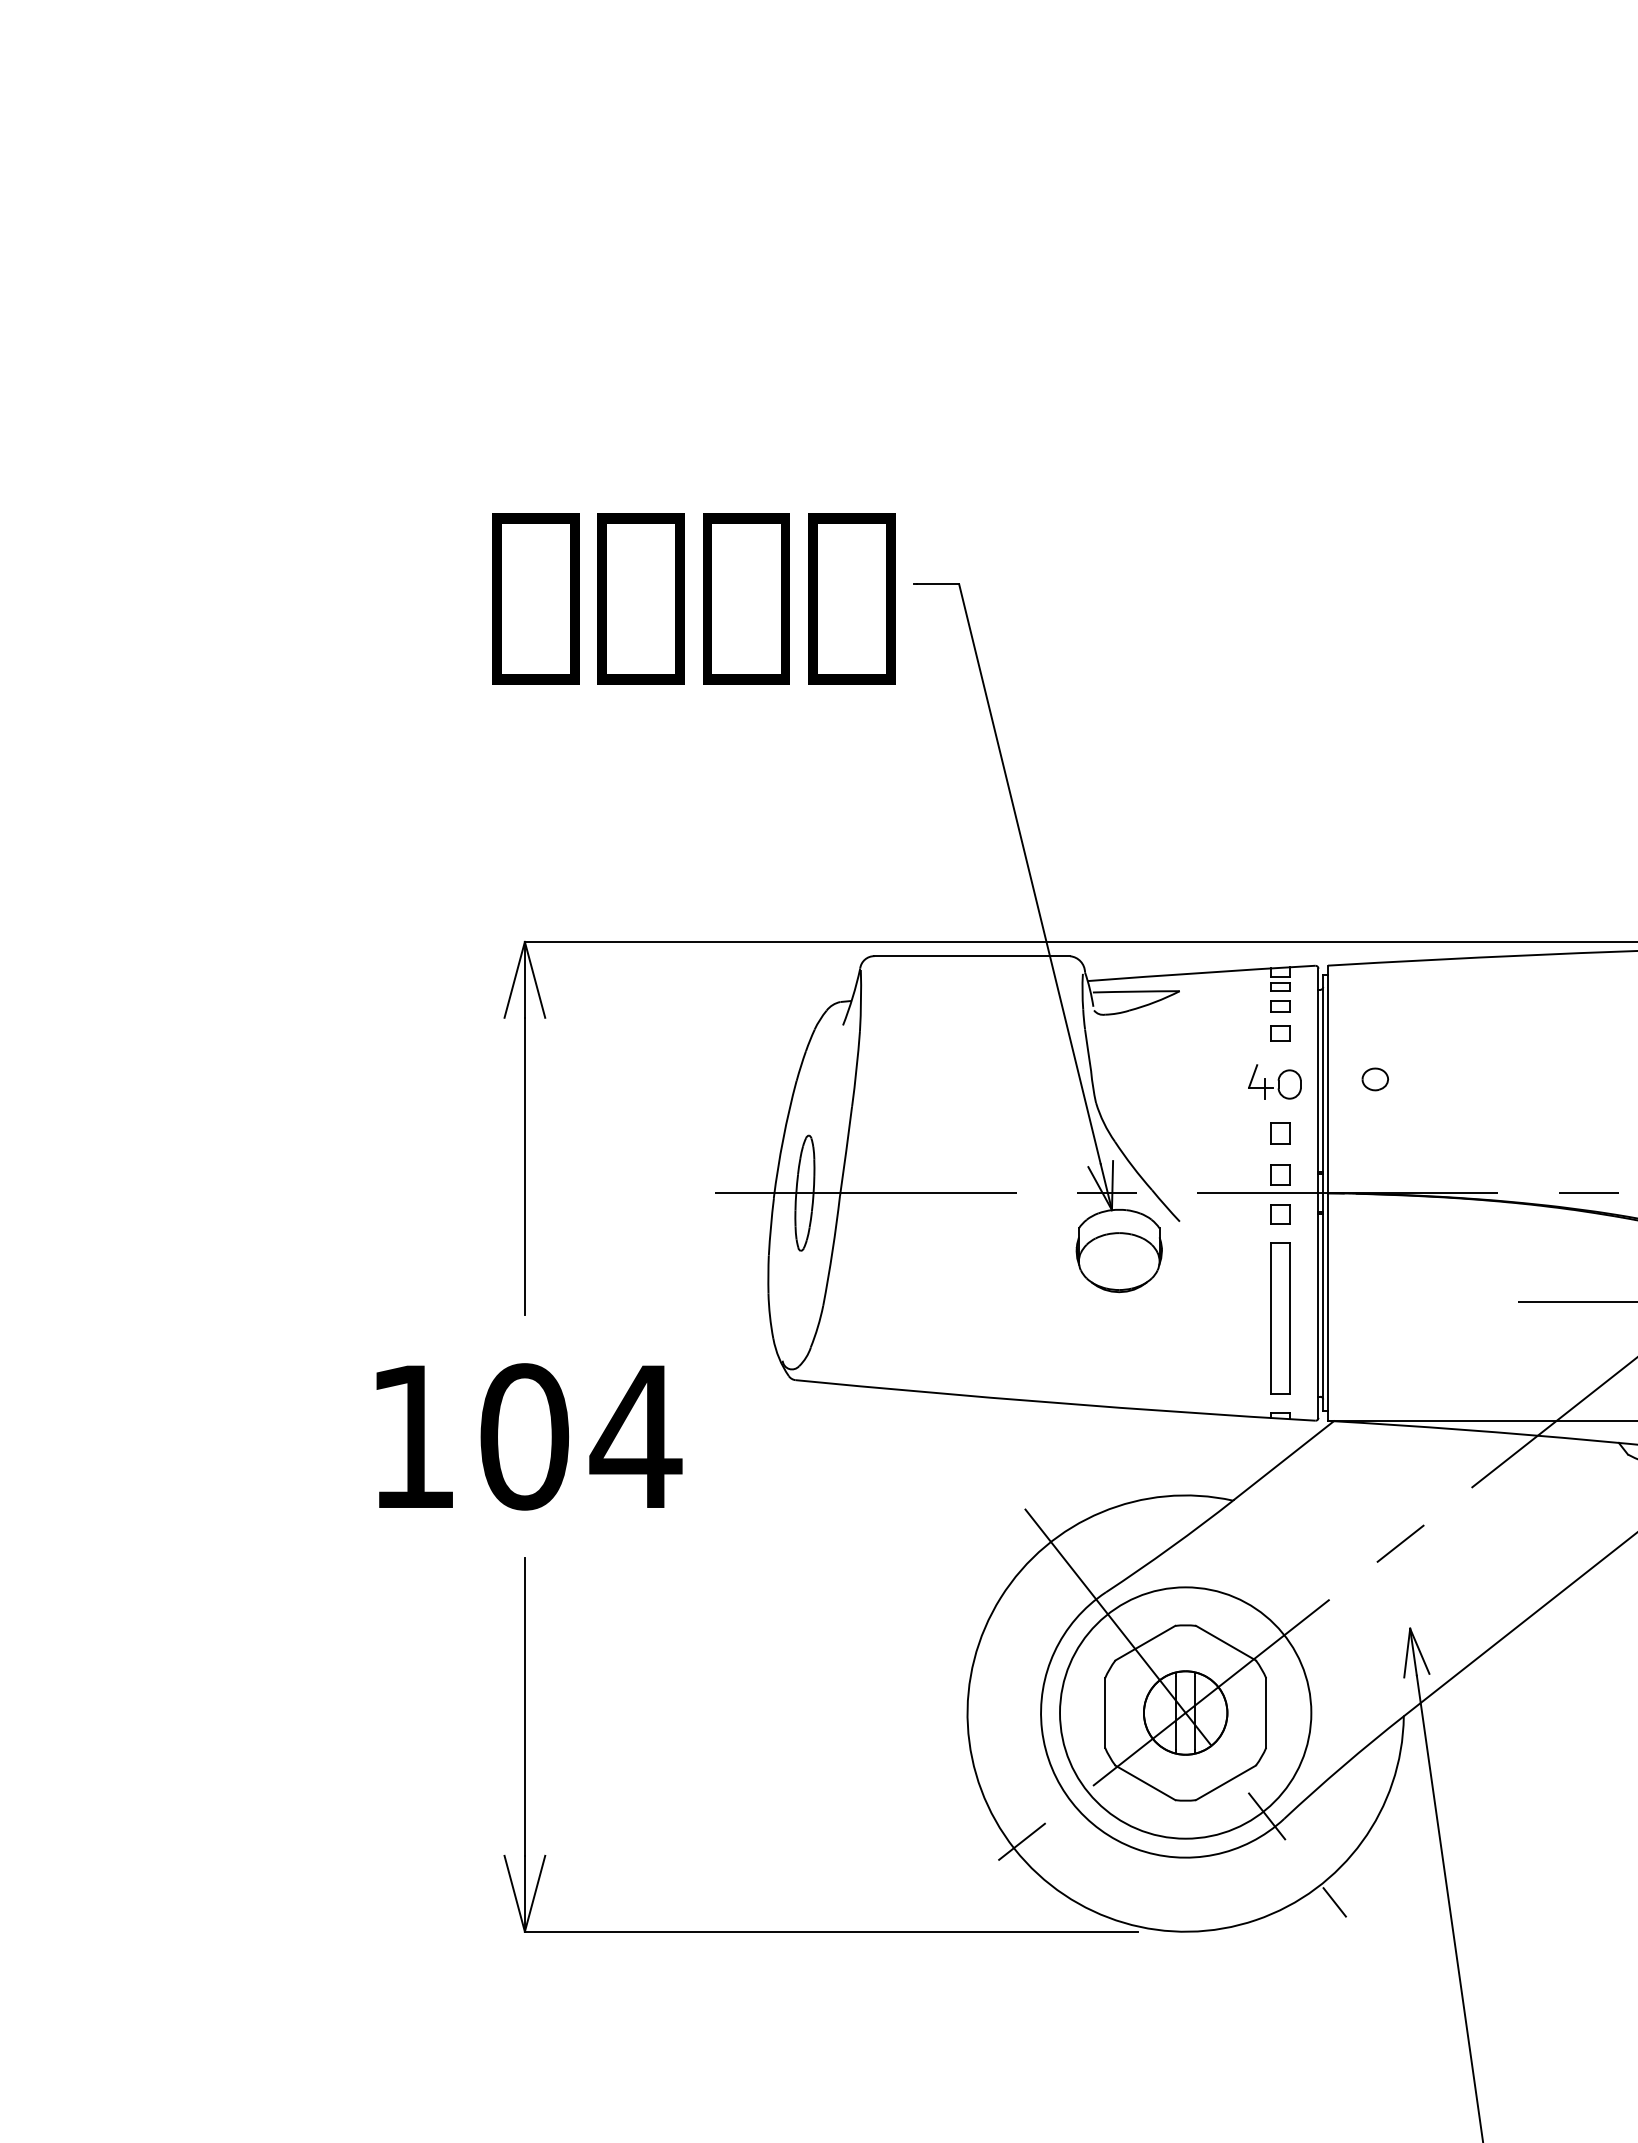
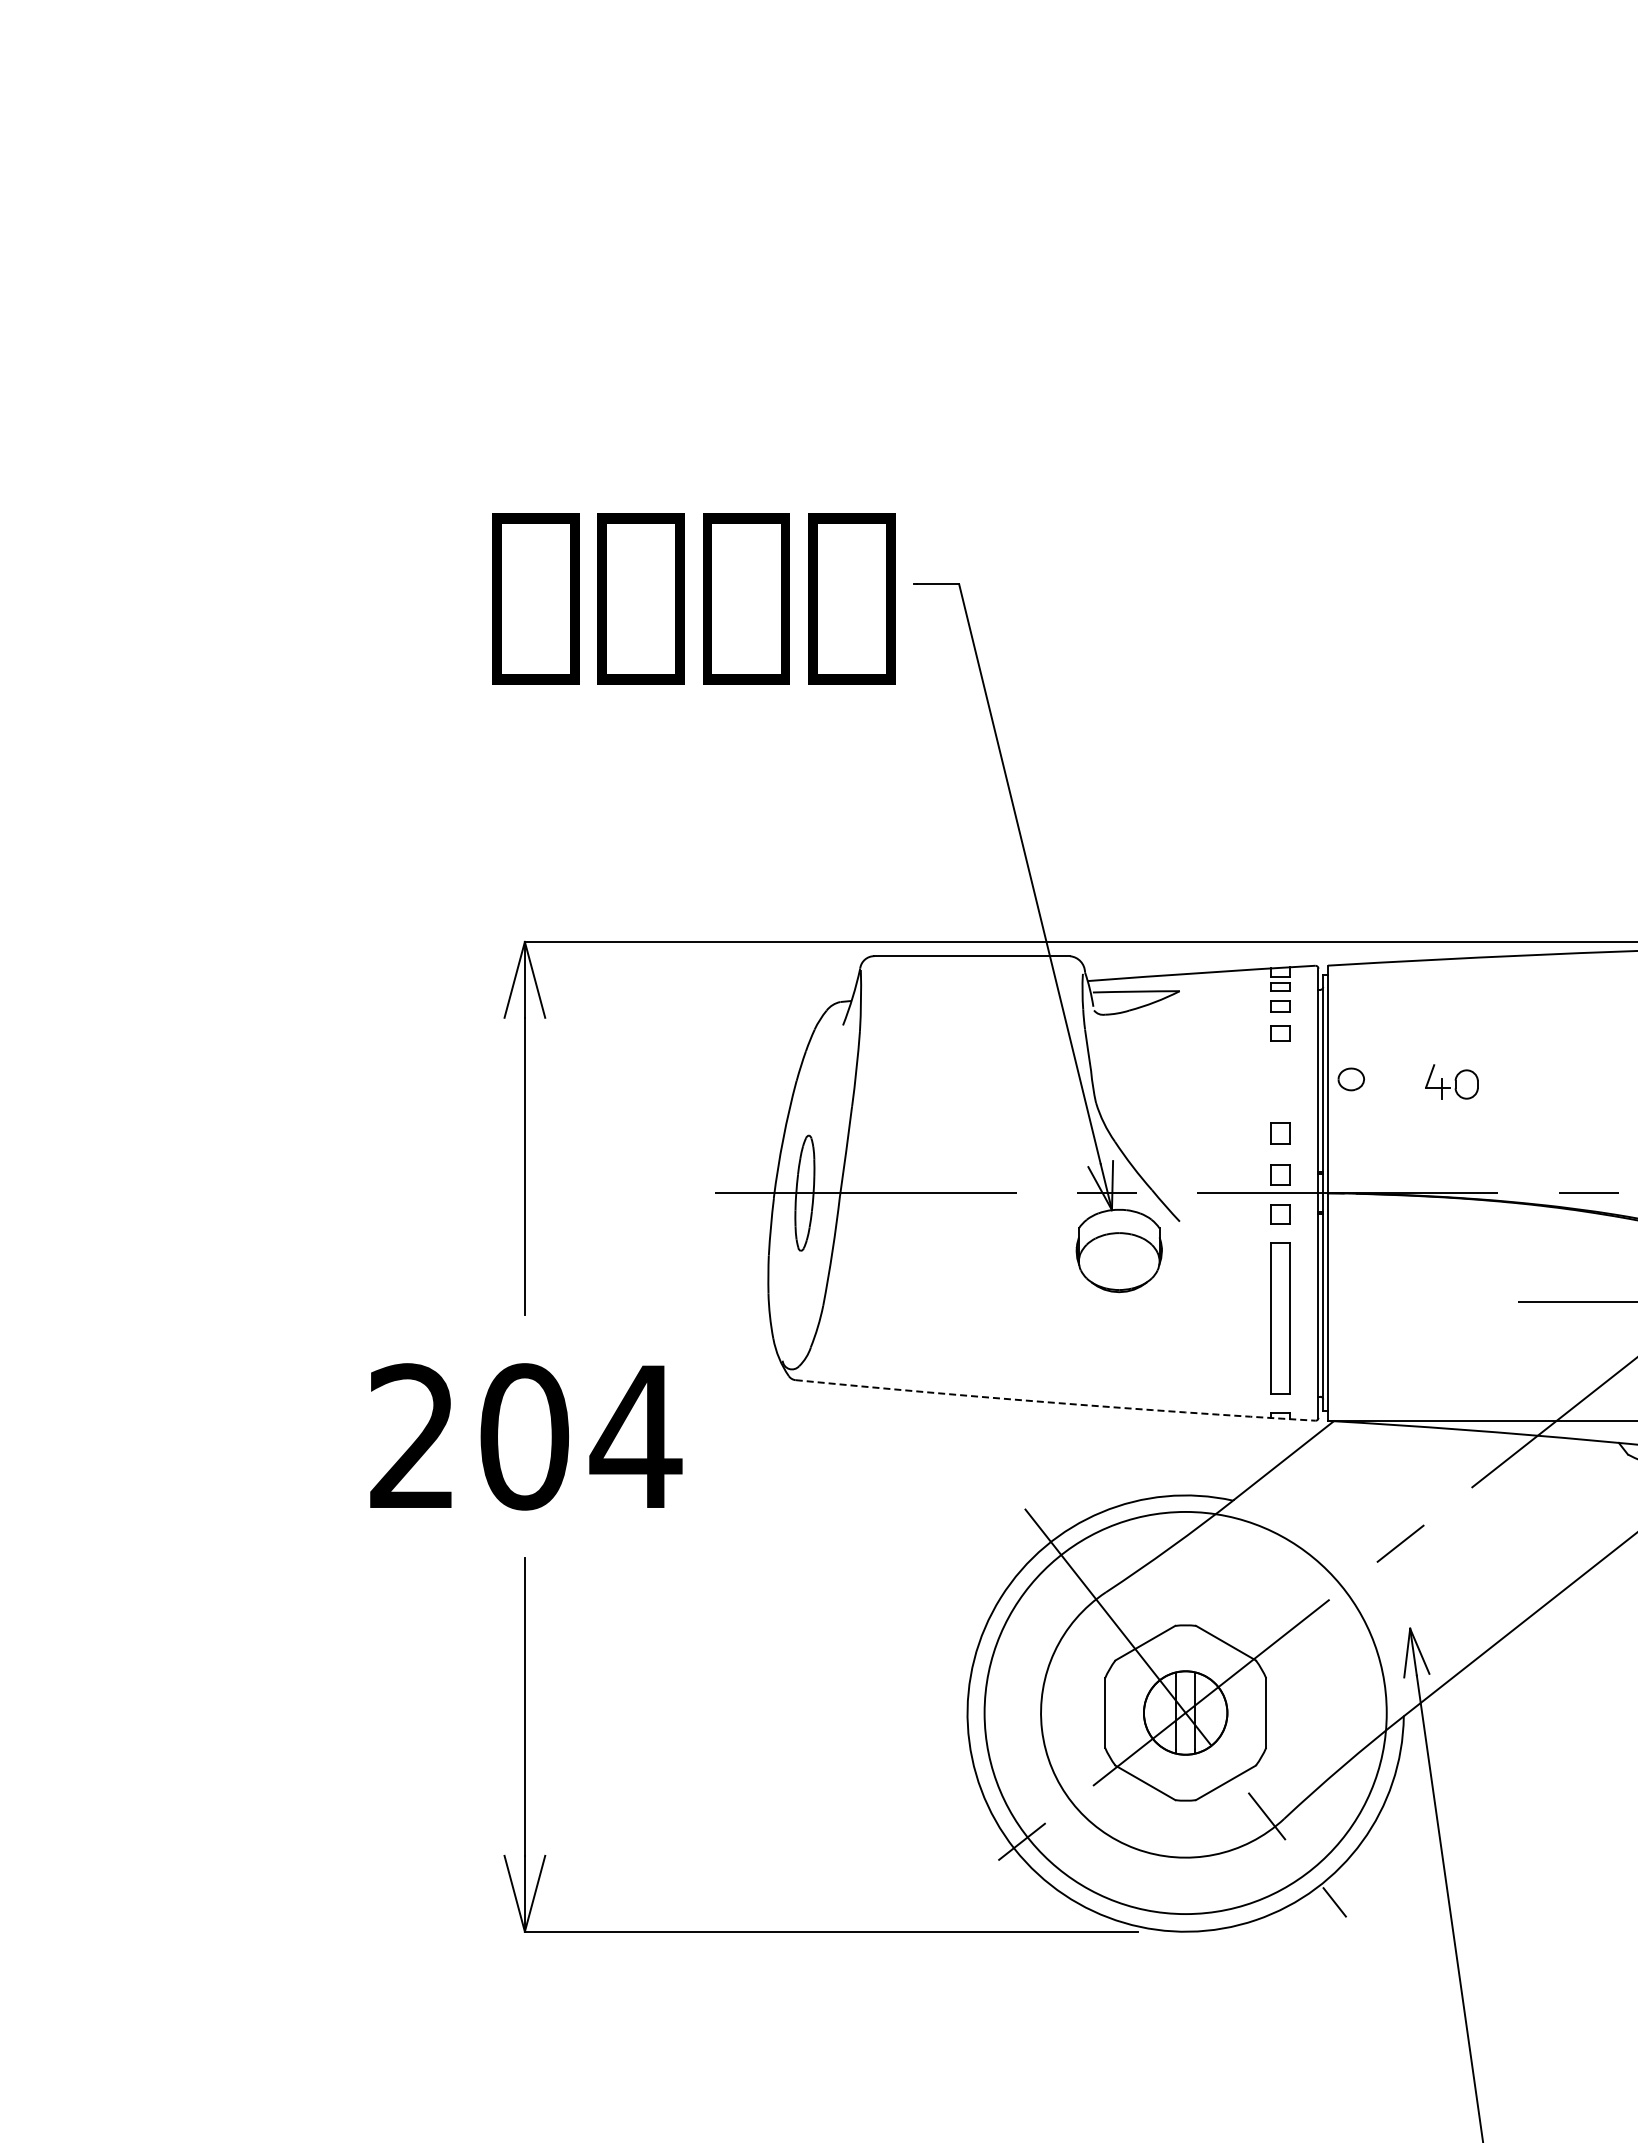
part position: (1375, 1079) -> (1351, 1079) (1351, 1079)
part position: (1274, 1081) -> (1451, 1081) (1451, 1081)
arc: solid -> dashed (1055, 1402)
text: 104 -> 204 (411, 1435)
circle diameter: 251 px -> 402 px (1185, 1712)
